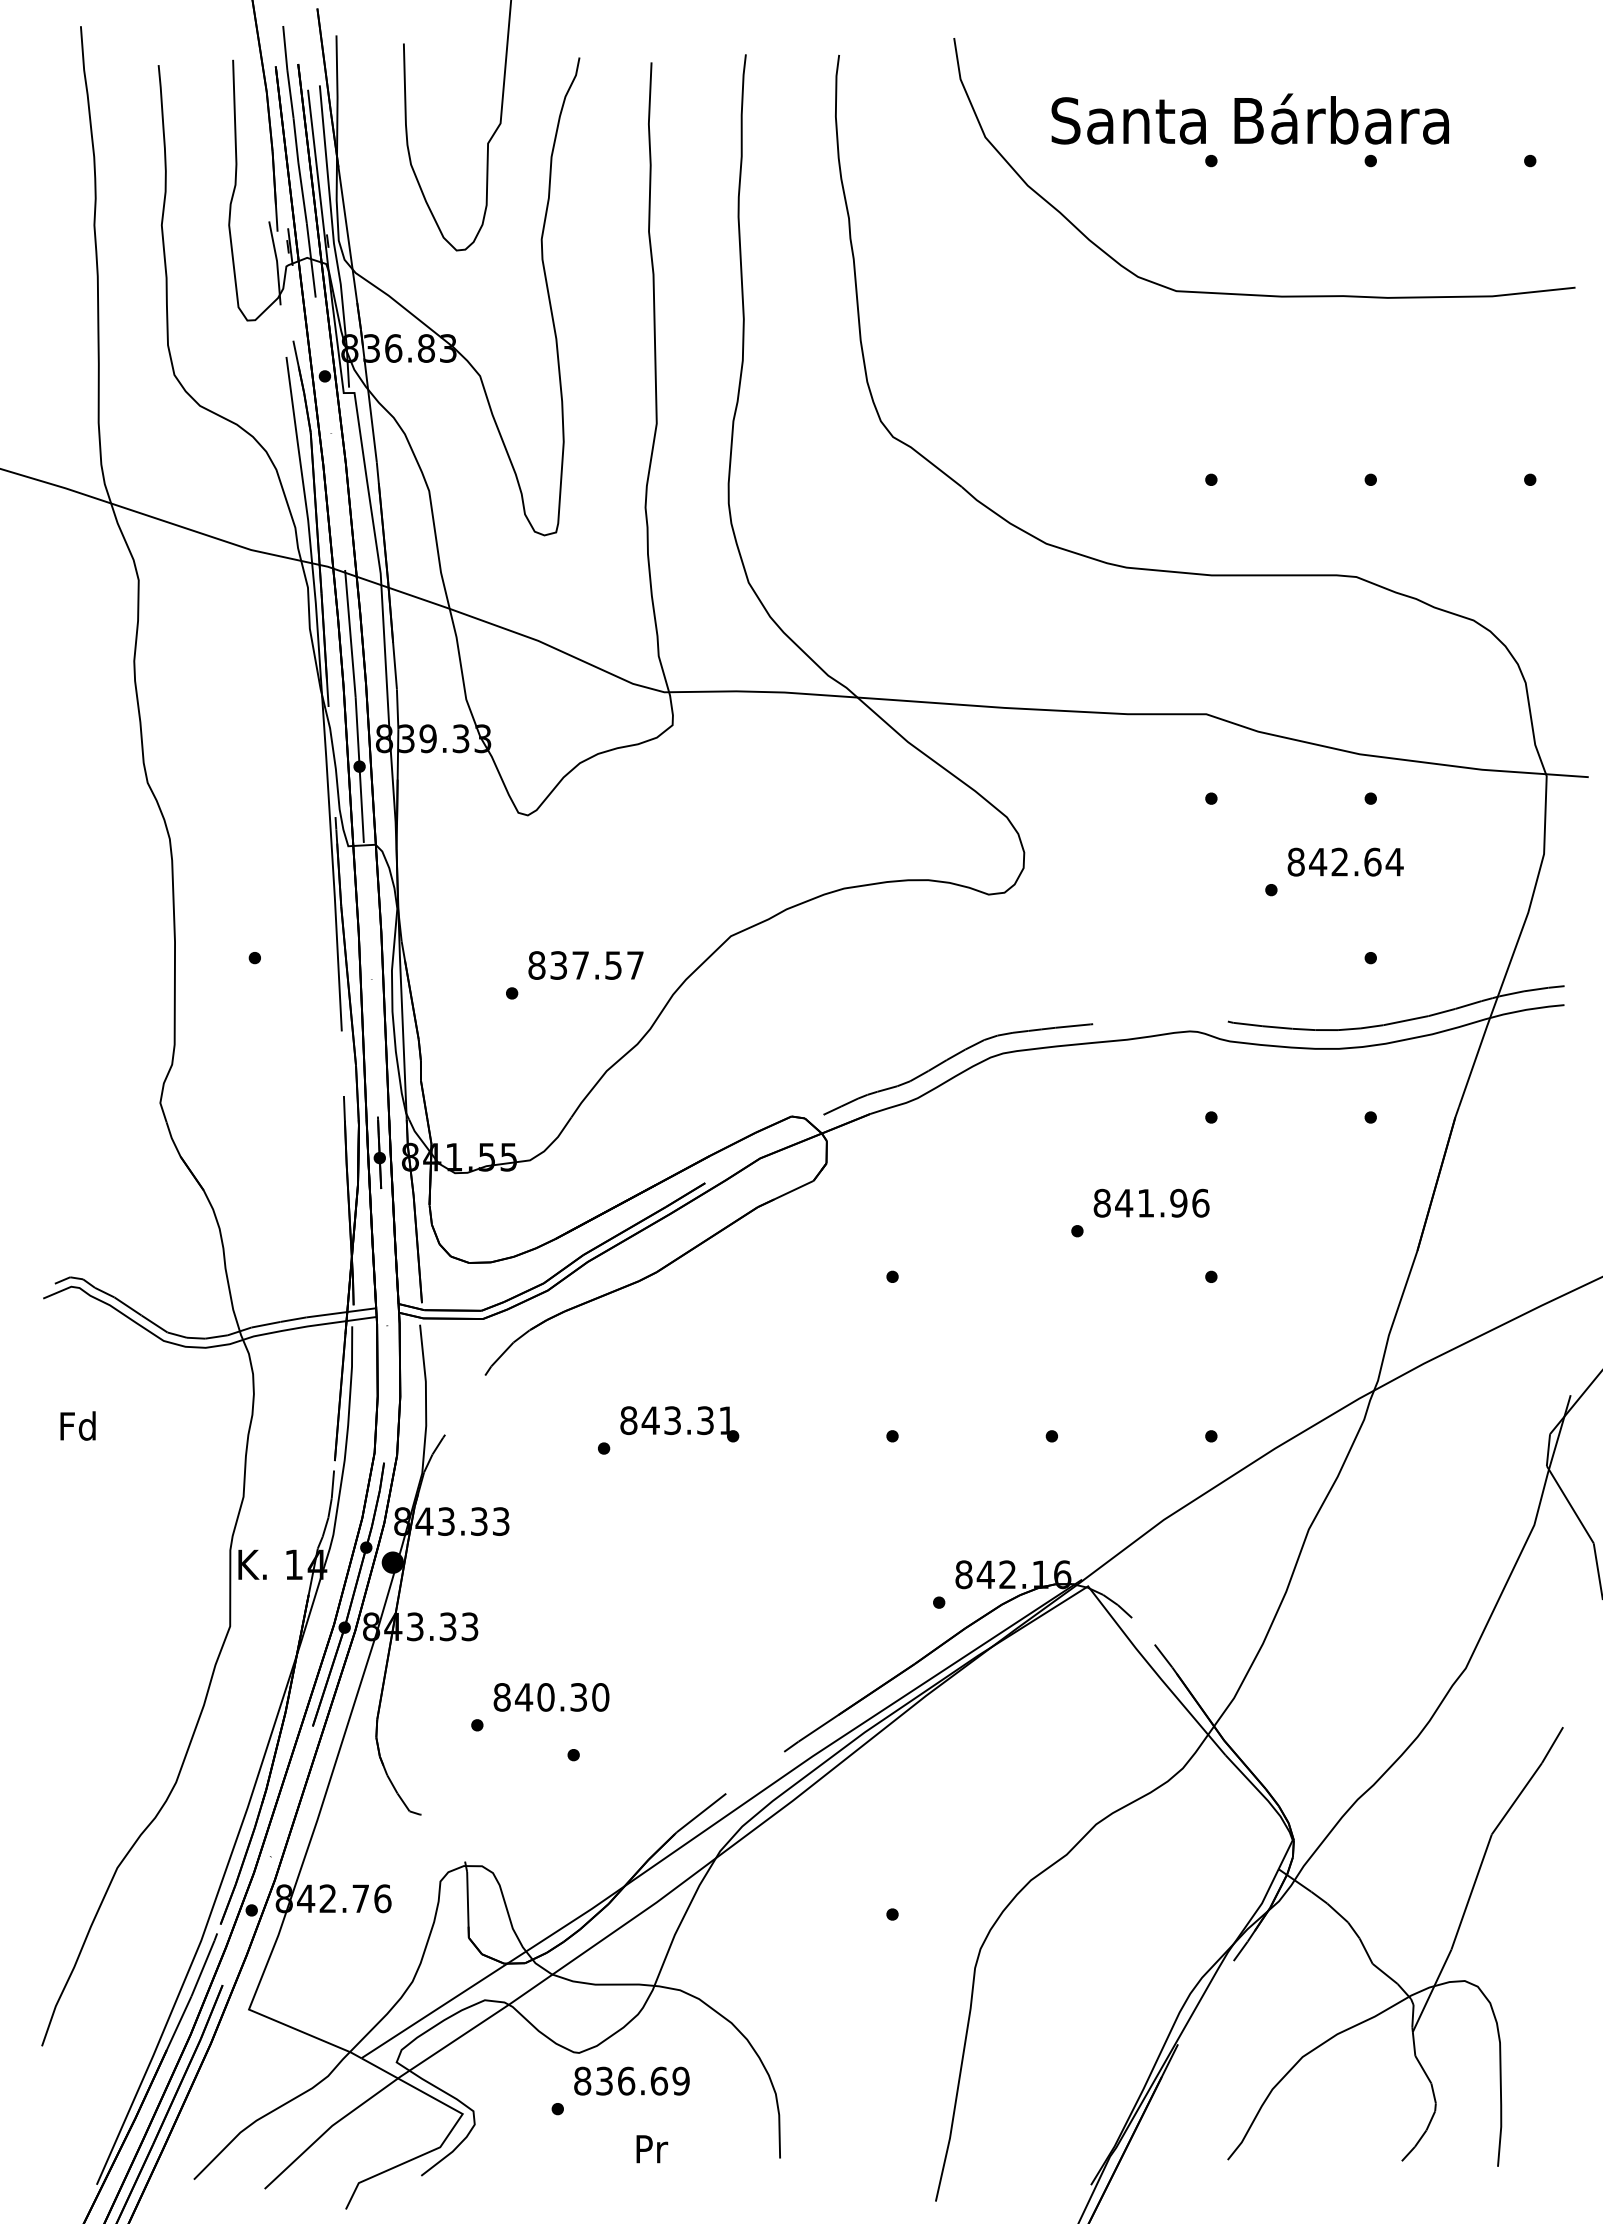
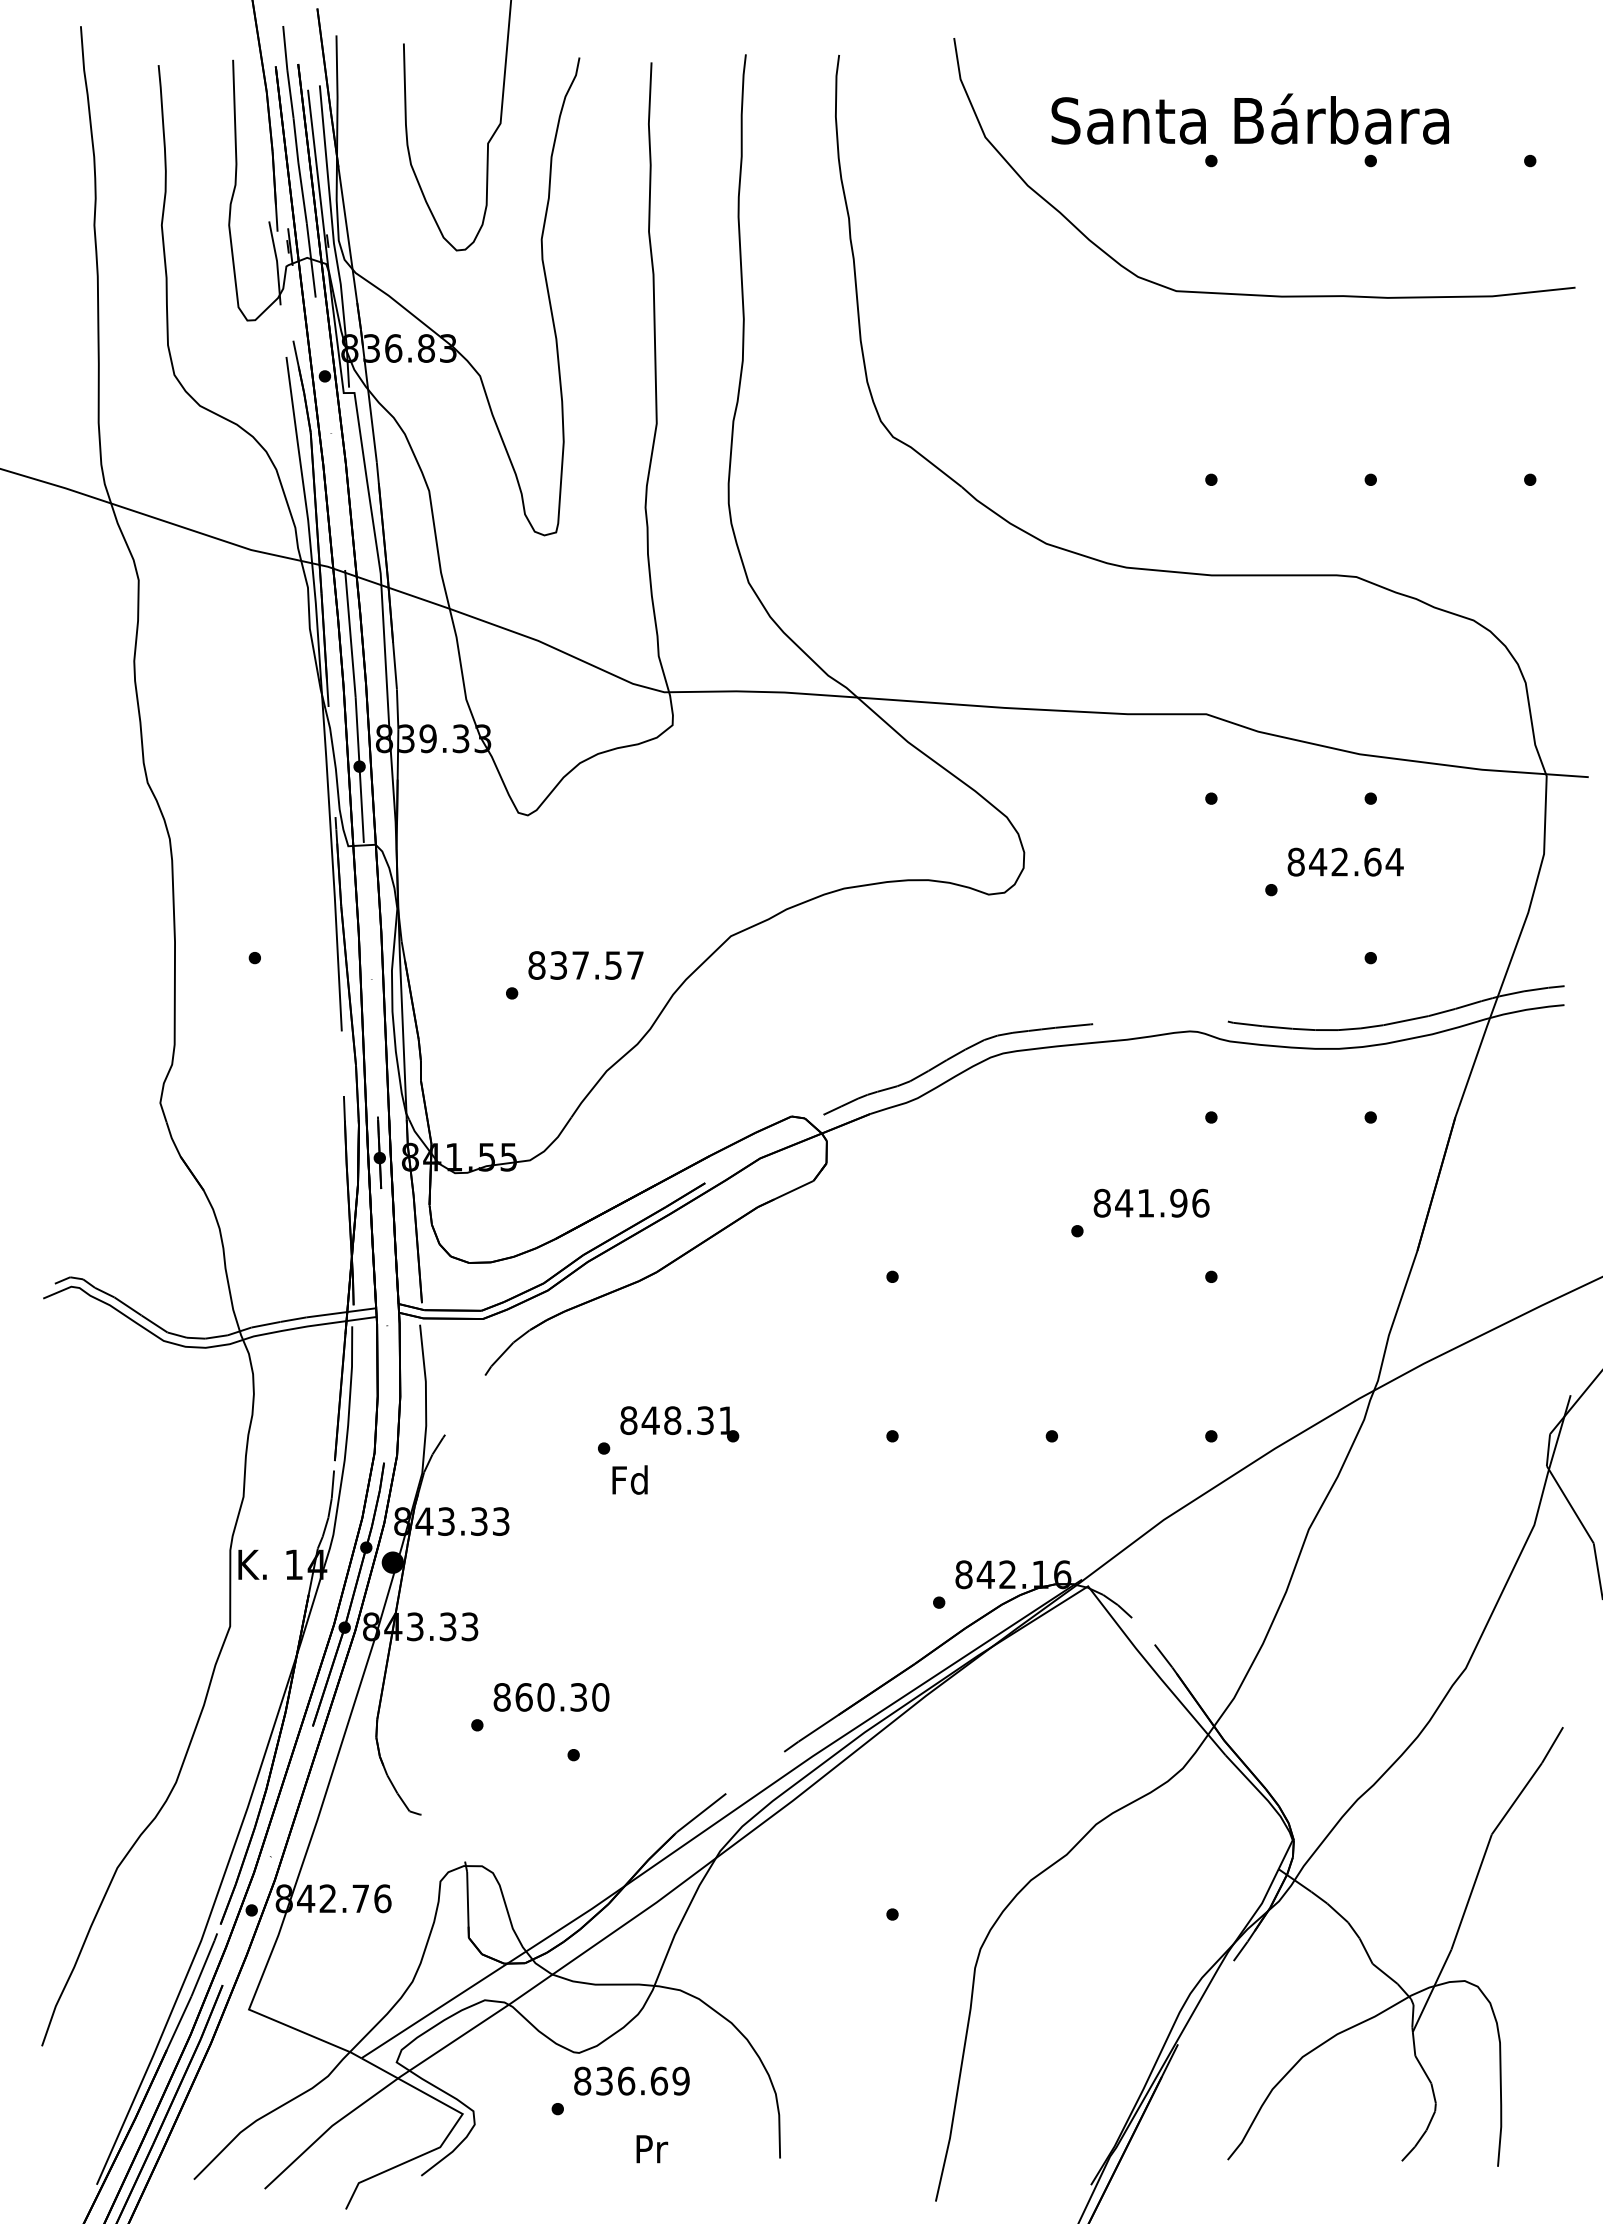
text: 843.31 -> 848.31 (672, 1420)
text position: (77, 1425) -> (629, 1479) (629, 1479)
text: 840.30 -> 860.30 (523, 1697)
